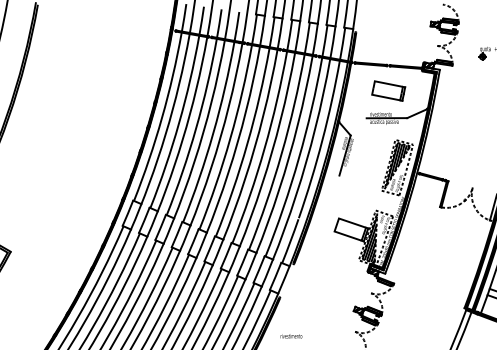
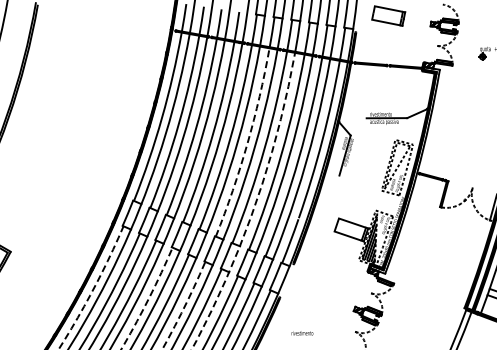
part position: (388, 90) -> (388, 15) (388, 15)
arc: solid -> dashed (247, 143)
hatch: present -> none (397, 164)
arc: solid -> dashed (255, 203)
arc: solid -> dashed (93, 289)
arc: solid -> dashed (148, 298)
arc: solid -> dashed (184, 306)
text position: (291, 336) -> (302, 333) (302, 333)
